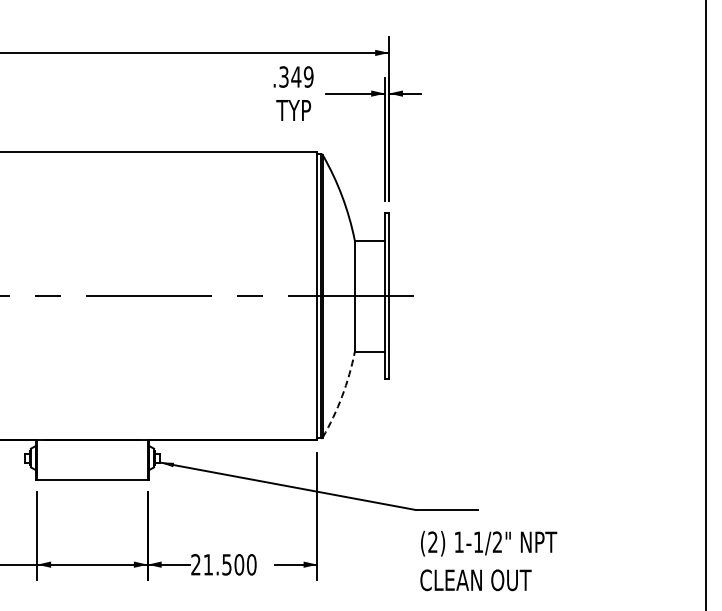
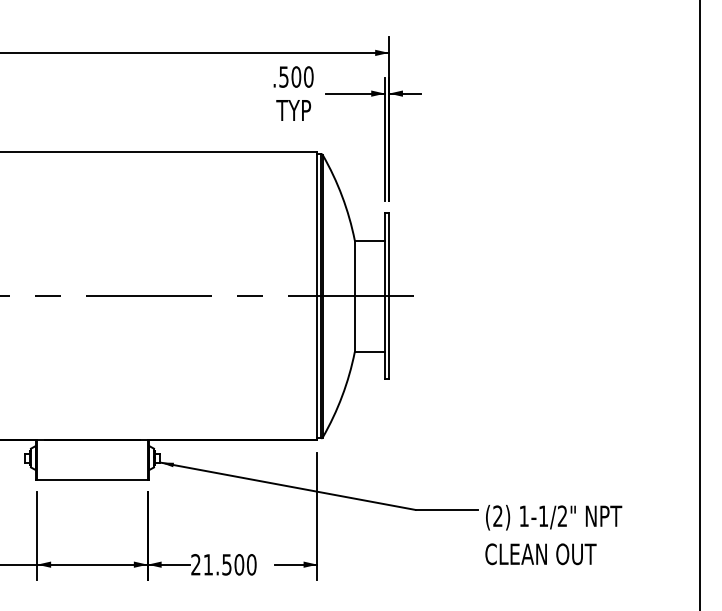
text: .349 -> .500 (296, 76)
line position: (706, 304) -> (700, 304) (700, 304)
arc: dashed -> solid (342, 396)
text position: (488, 561) -> (553, 535) (553, 535)
